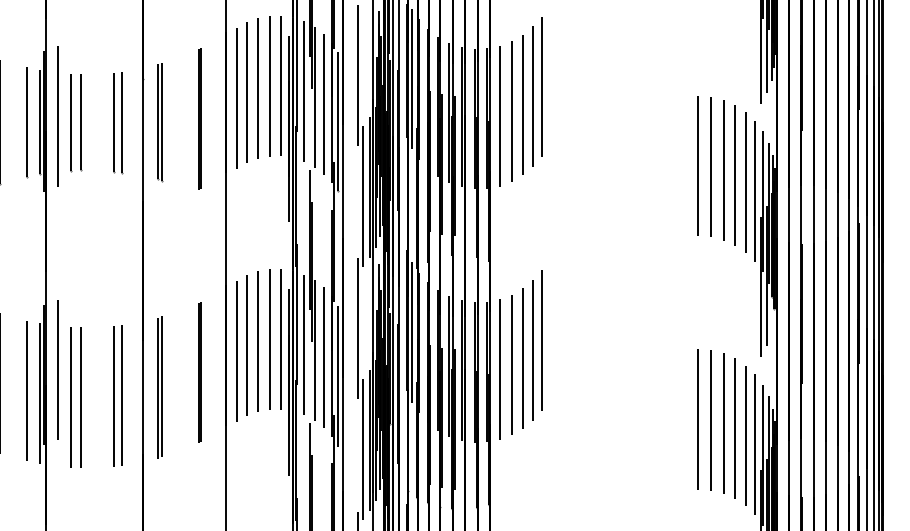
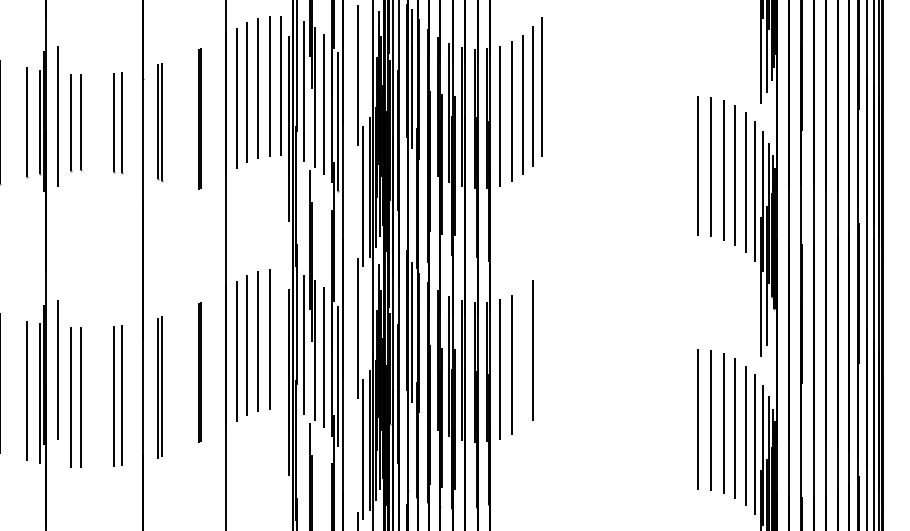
line: present -> none (281, 339)
line: present -> none (541, 339)
line: present -> none (523, 358)
